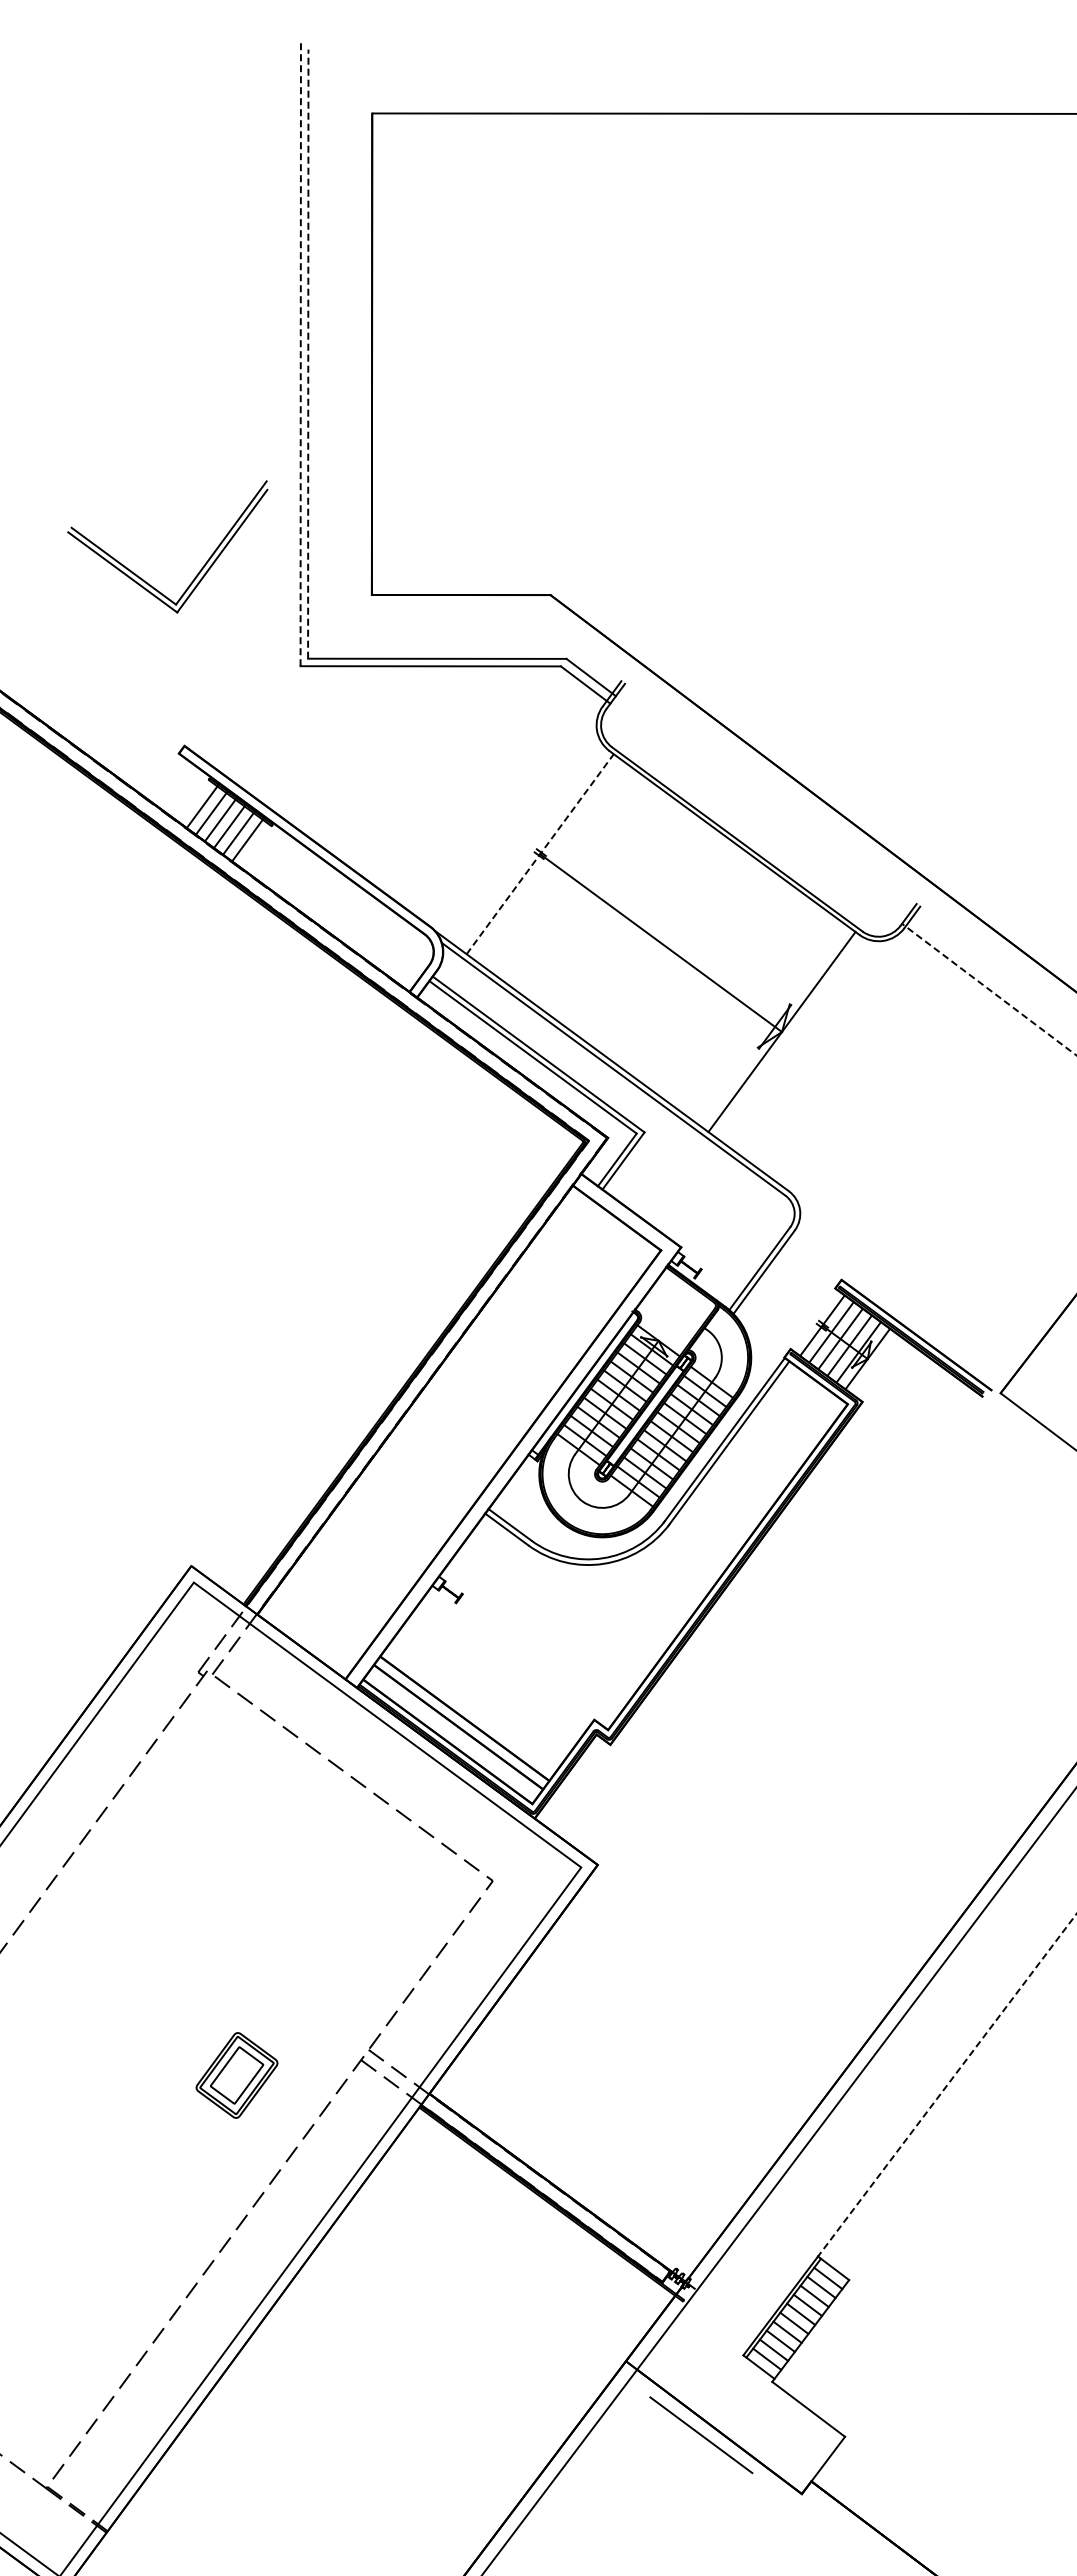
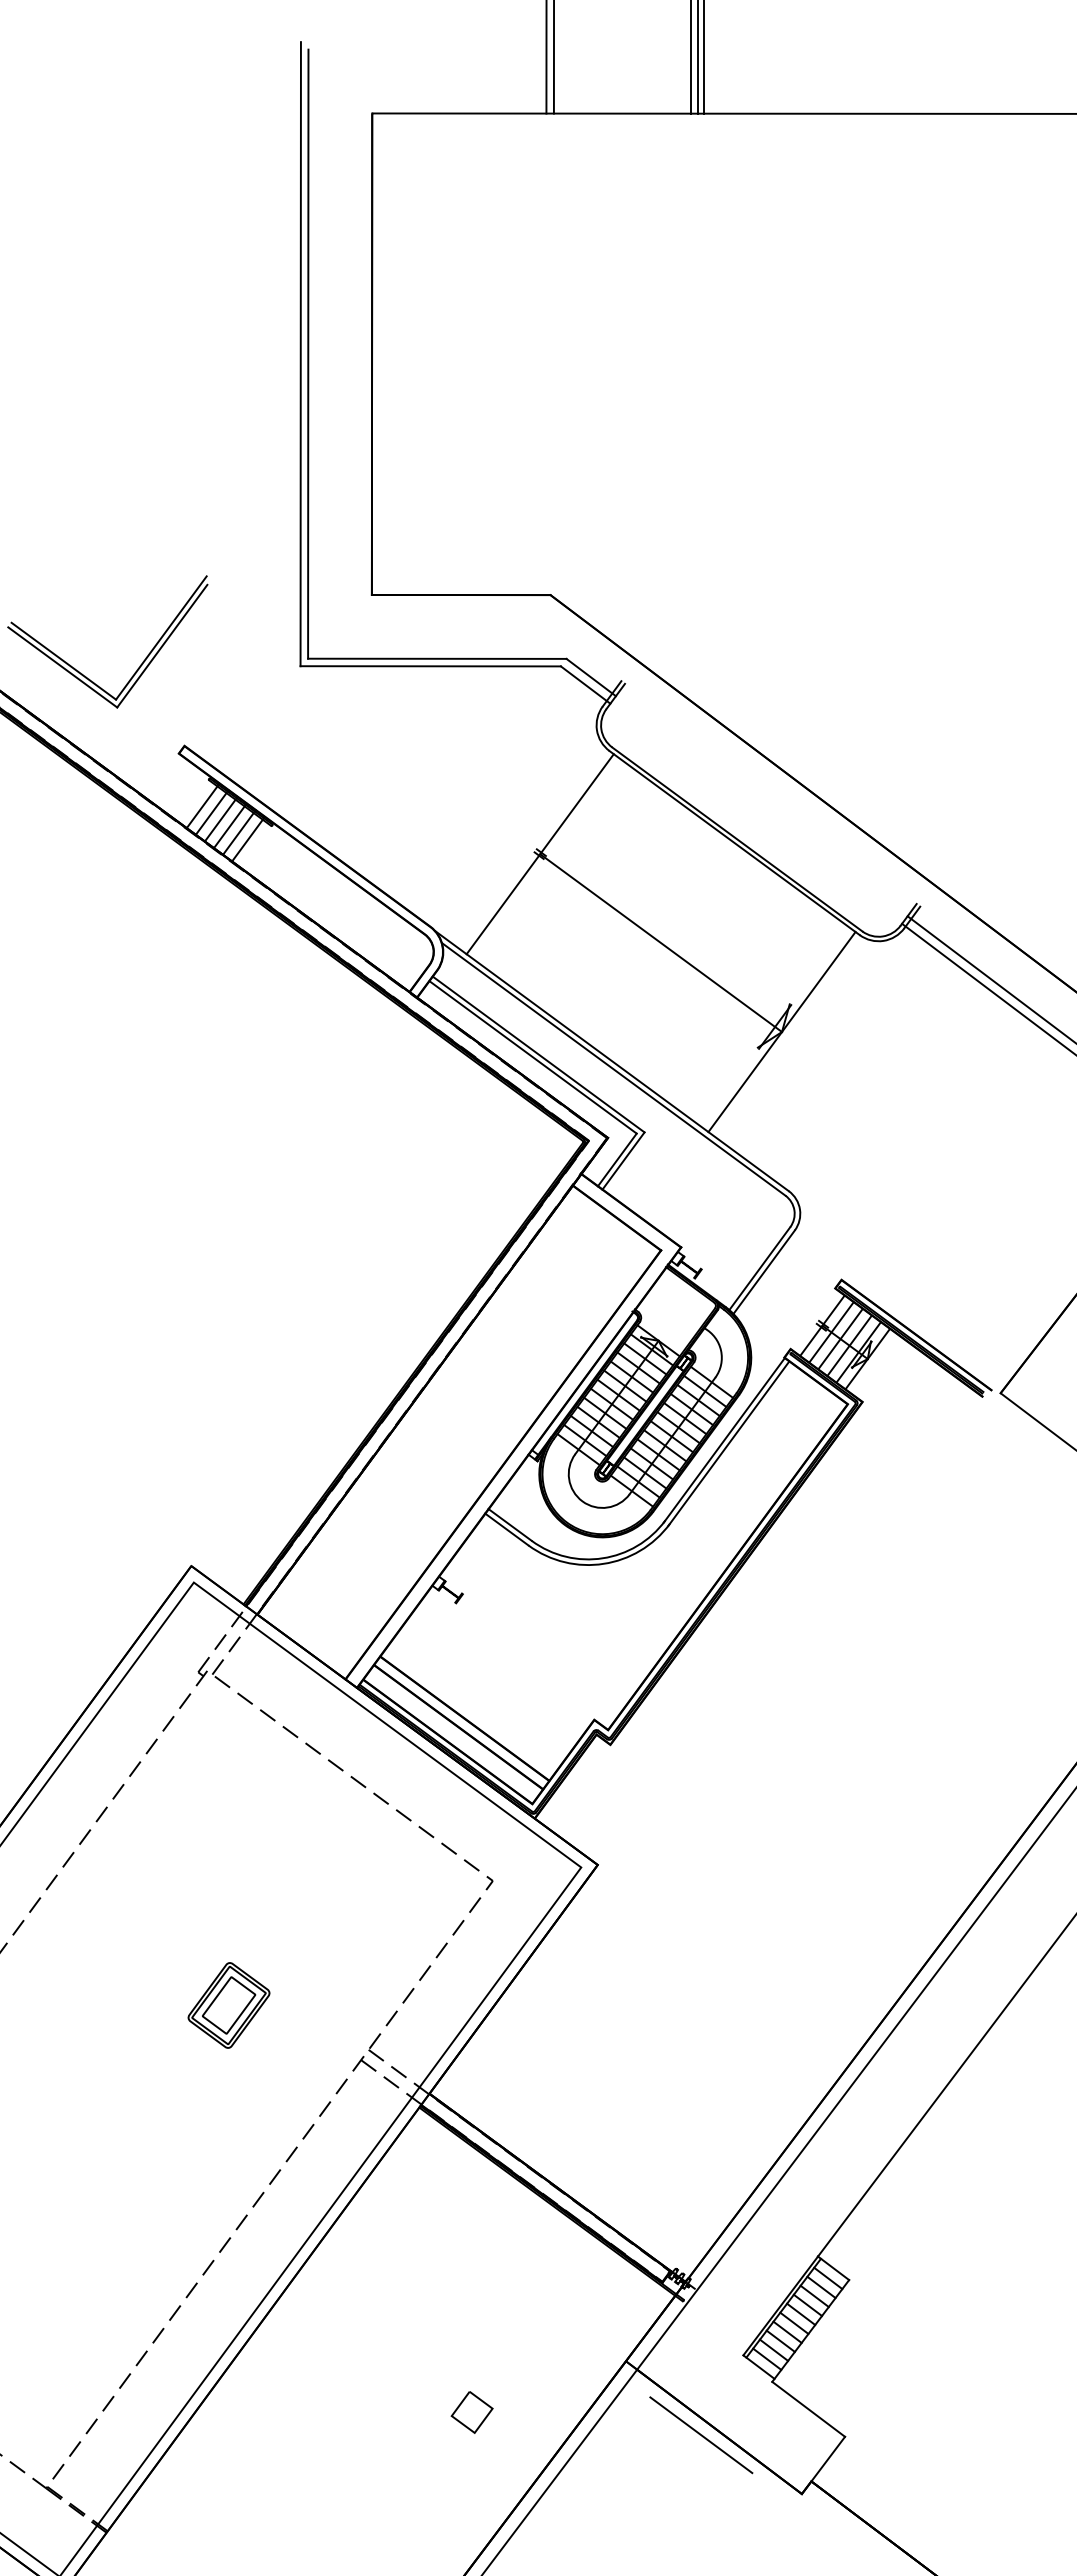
line: none -> present (546, 57)
line: none -> present (553, 57)
line: none -> present (690, 57)
line: none -> present (698, 57)
line: none -> present (703, 57)
line: dashed -> solid (300, 353)
line: dashed -> solid (308, 354)
part position: (200, 569) -> (140, 664) (140, 664)
line: dashed -> solid (540, 853)
line: none -> present (990, 978)
line: dashed -> solid (989, 989)
part position: (236, 2075) -> (228, 2005) (228, 2005)
line: dashed -> solid (947, 2085)
part: none -> present (471, 2412)
